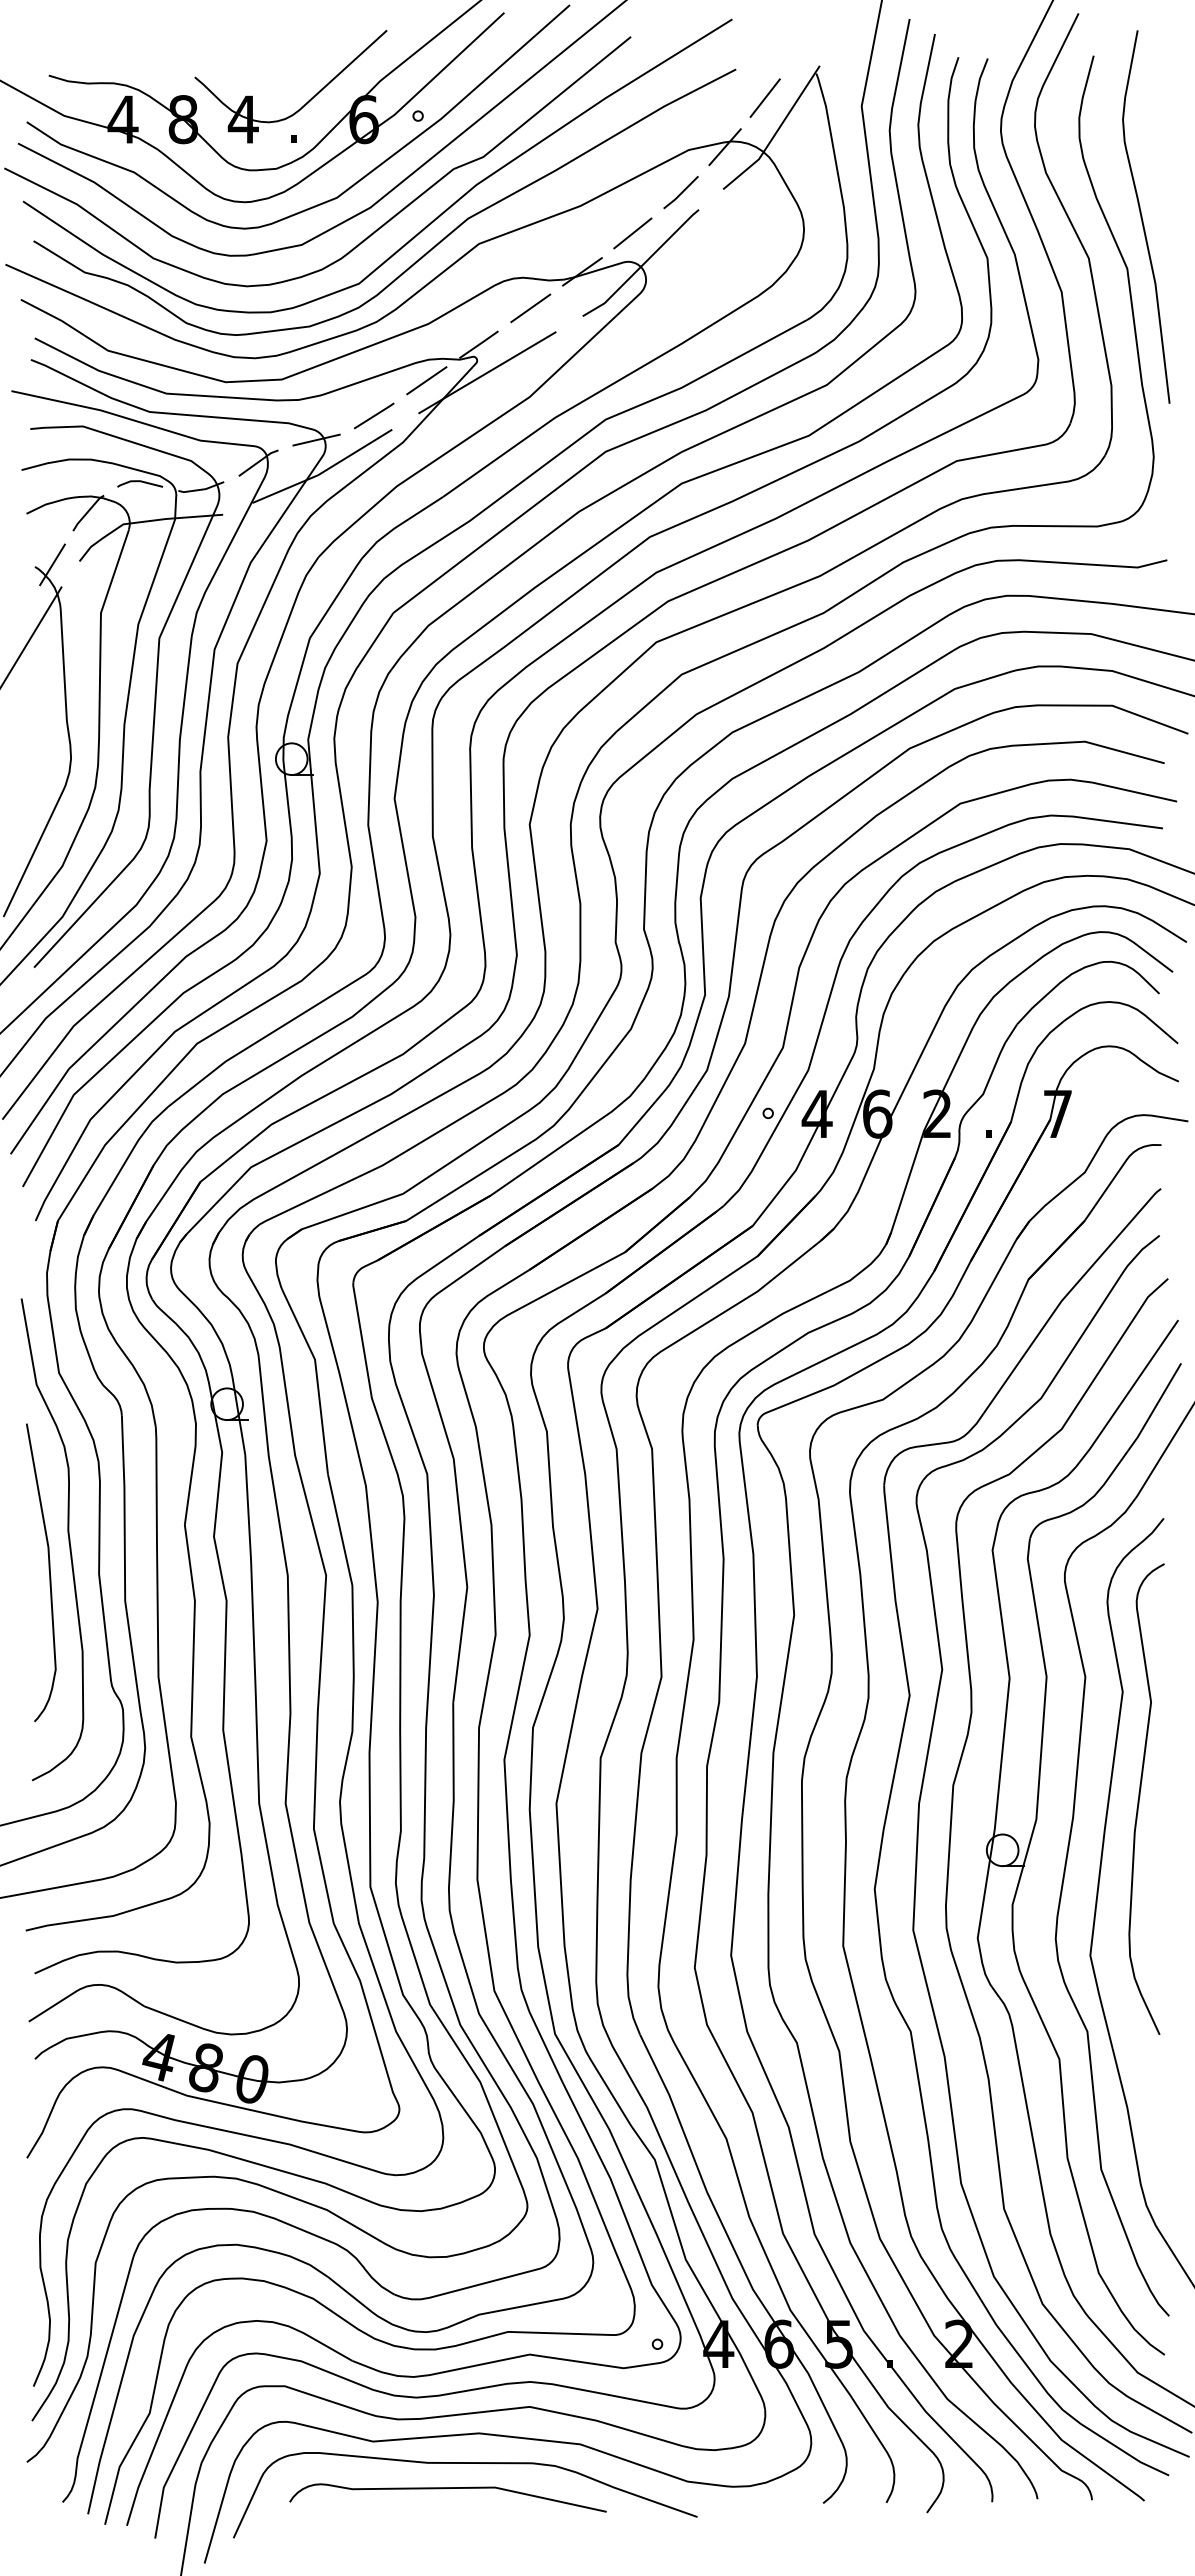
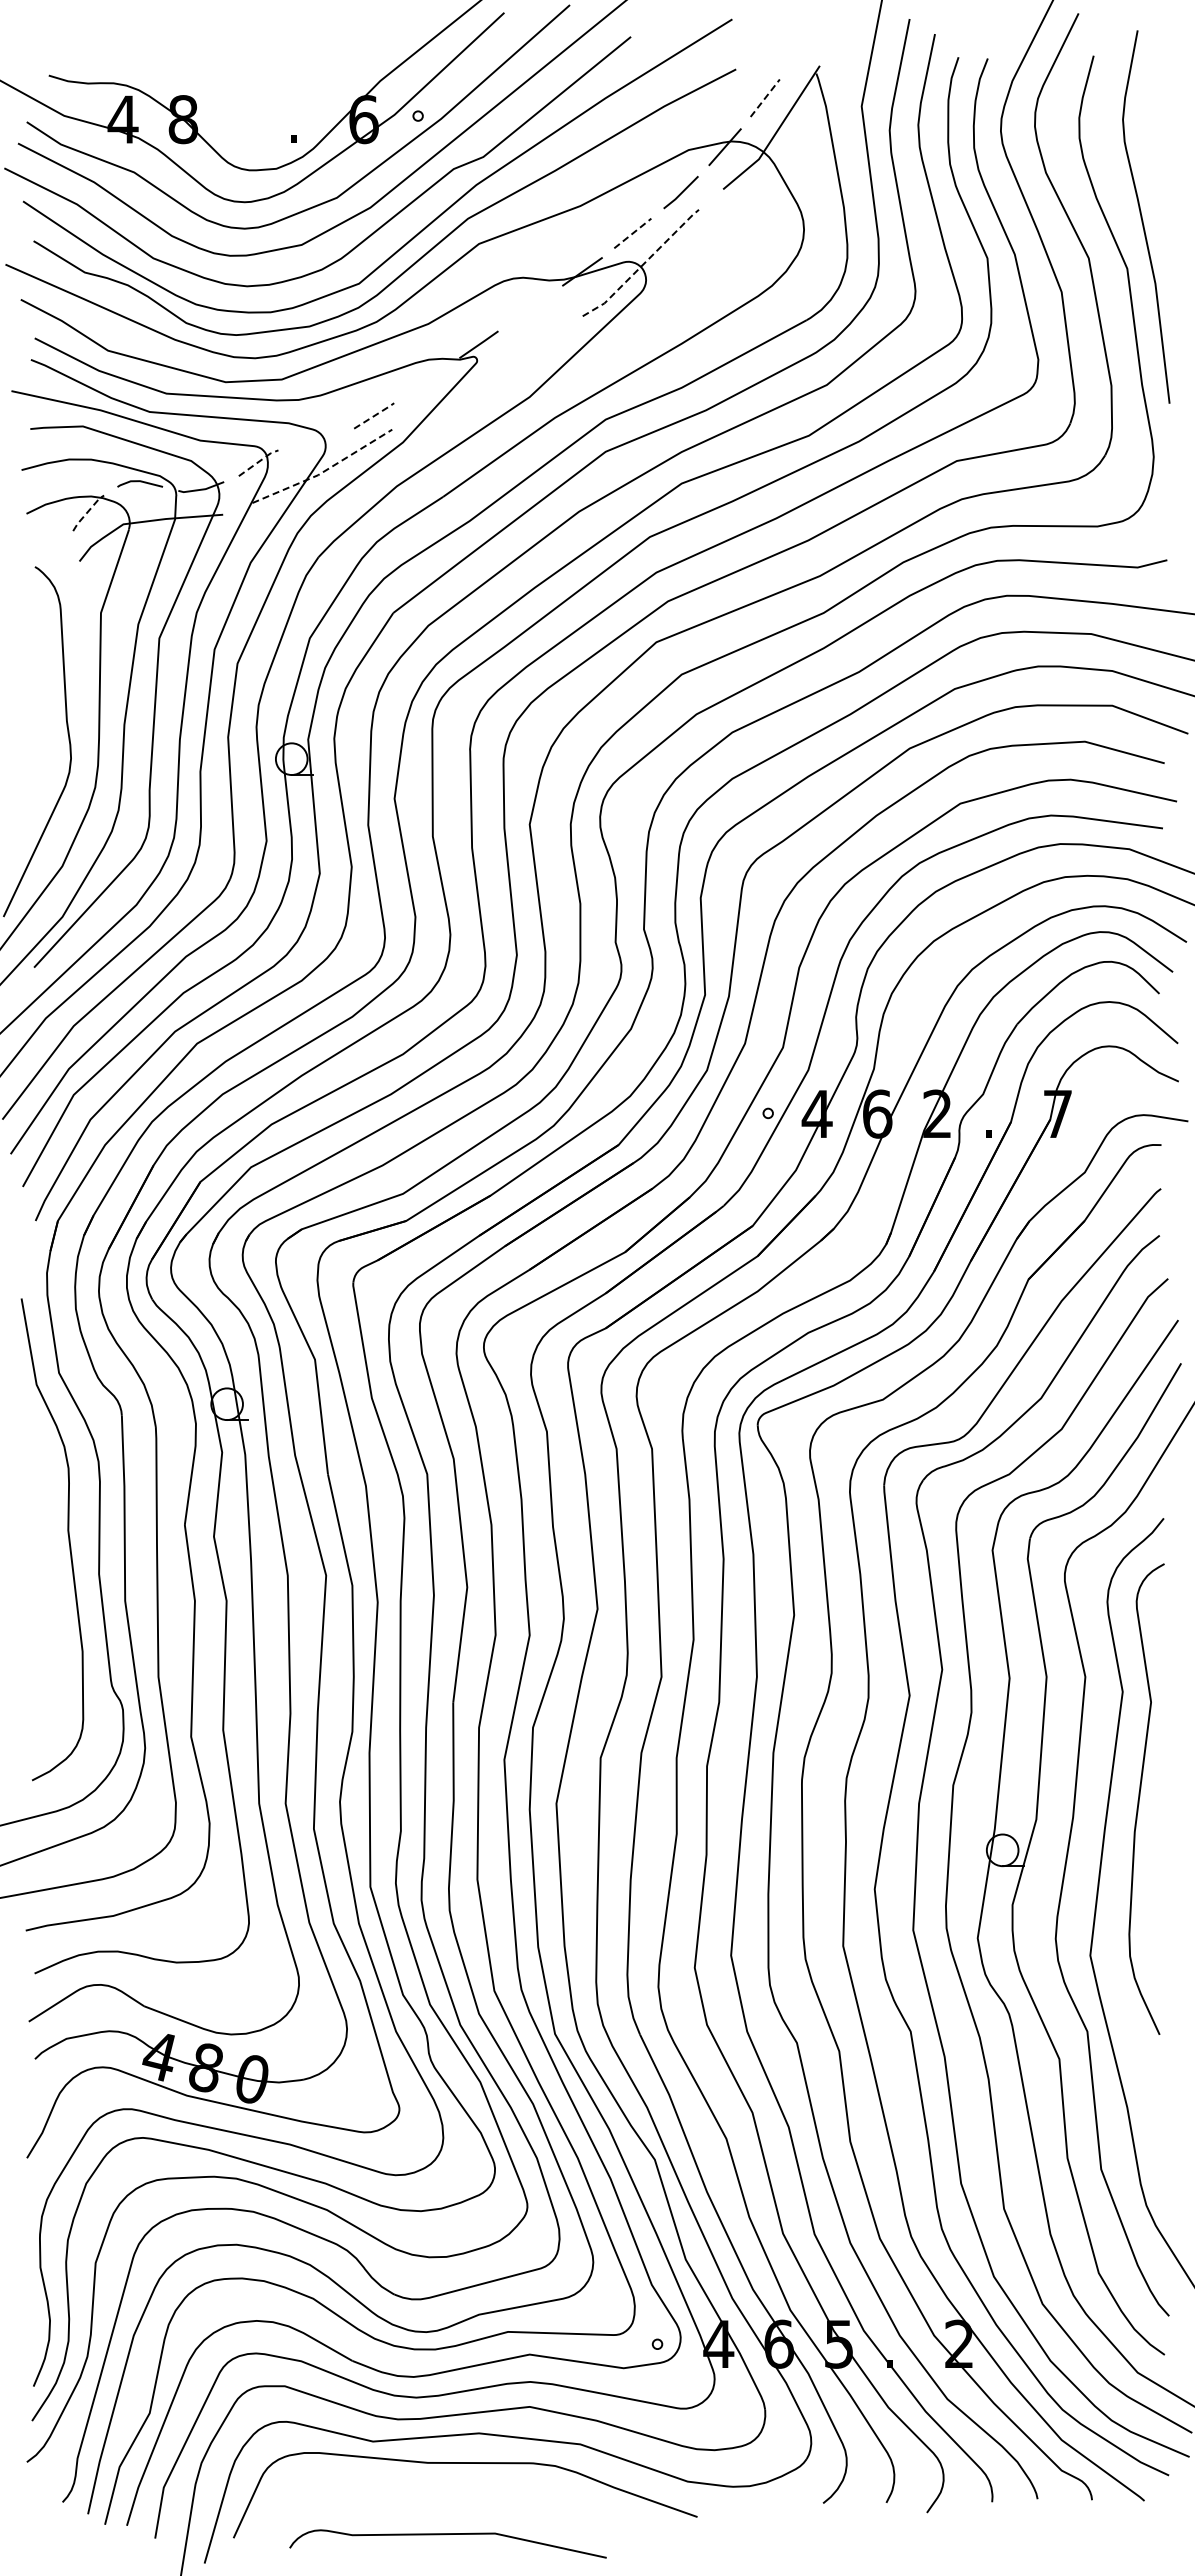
line: solid -> dashed (765, 98)
part: present -> none (306, 102)
line: solid -> dashed (632, 233)
line: solid -> dashed (642, 265)
line: present -> none (530, 308)
line: present -> none (487, 372)
line: present -> none (426, 380)
line: solid -> dashed (375, 415)
line: present -> none (316, 439)
line: solid -> dashed (258, 461)
line: solid -> dashed (324, 471)
line: solid -> dashed (87, 511)
line: present -> none (52, 564)
line: present -> none (31, 636)
curve: present -> none (48, 1570)
curve position: (443, 2489) -> (443, 2535) (443, 2535)
